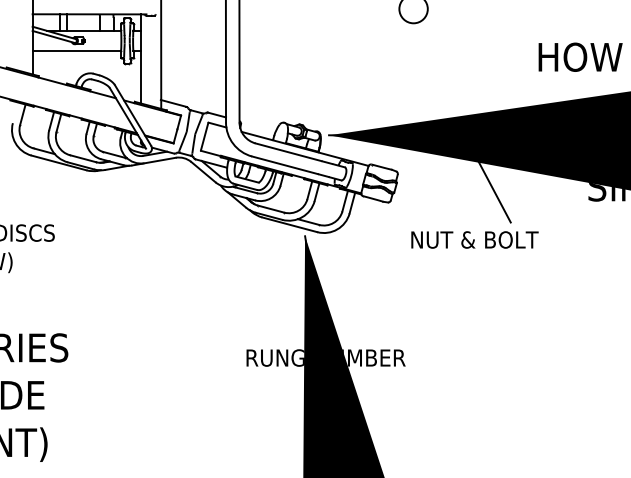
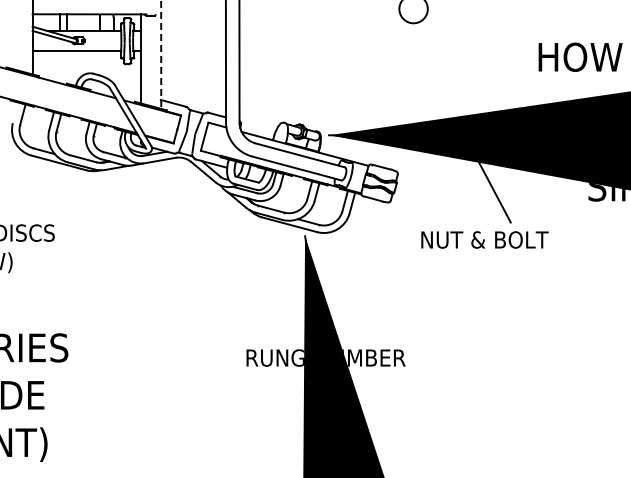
line: solid -> dashed (161, 54)
text position: (474, 239) -> (484, 239) (484, 239)
